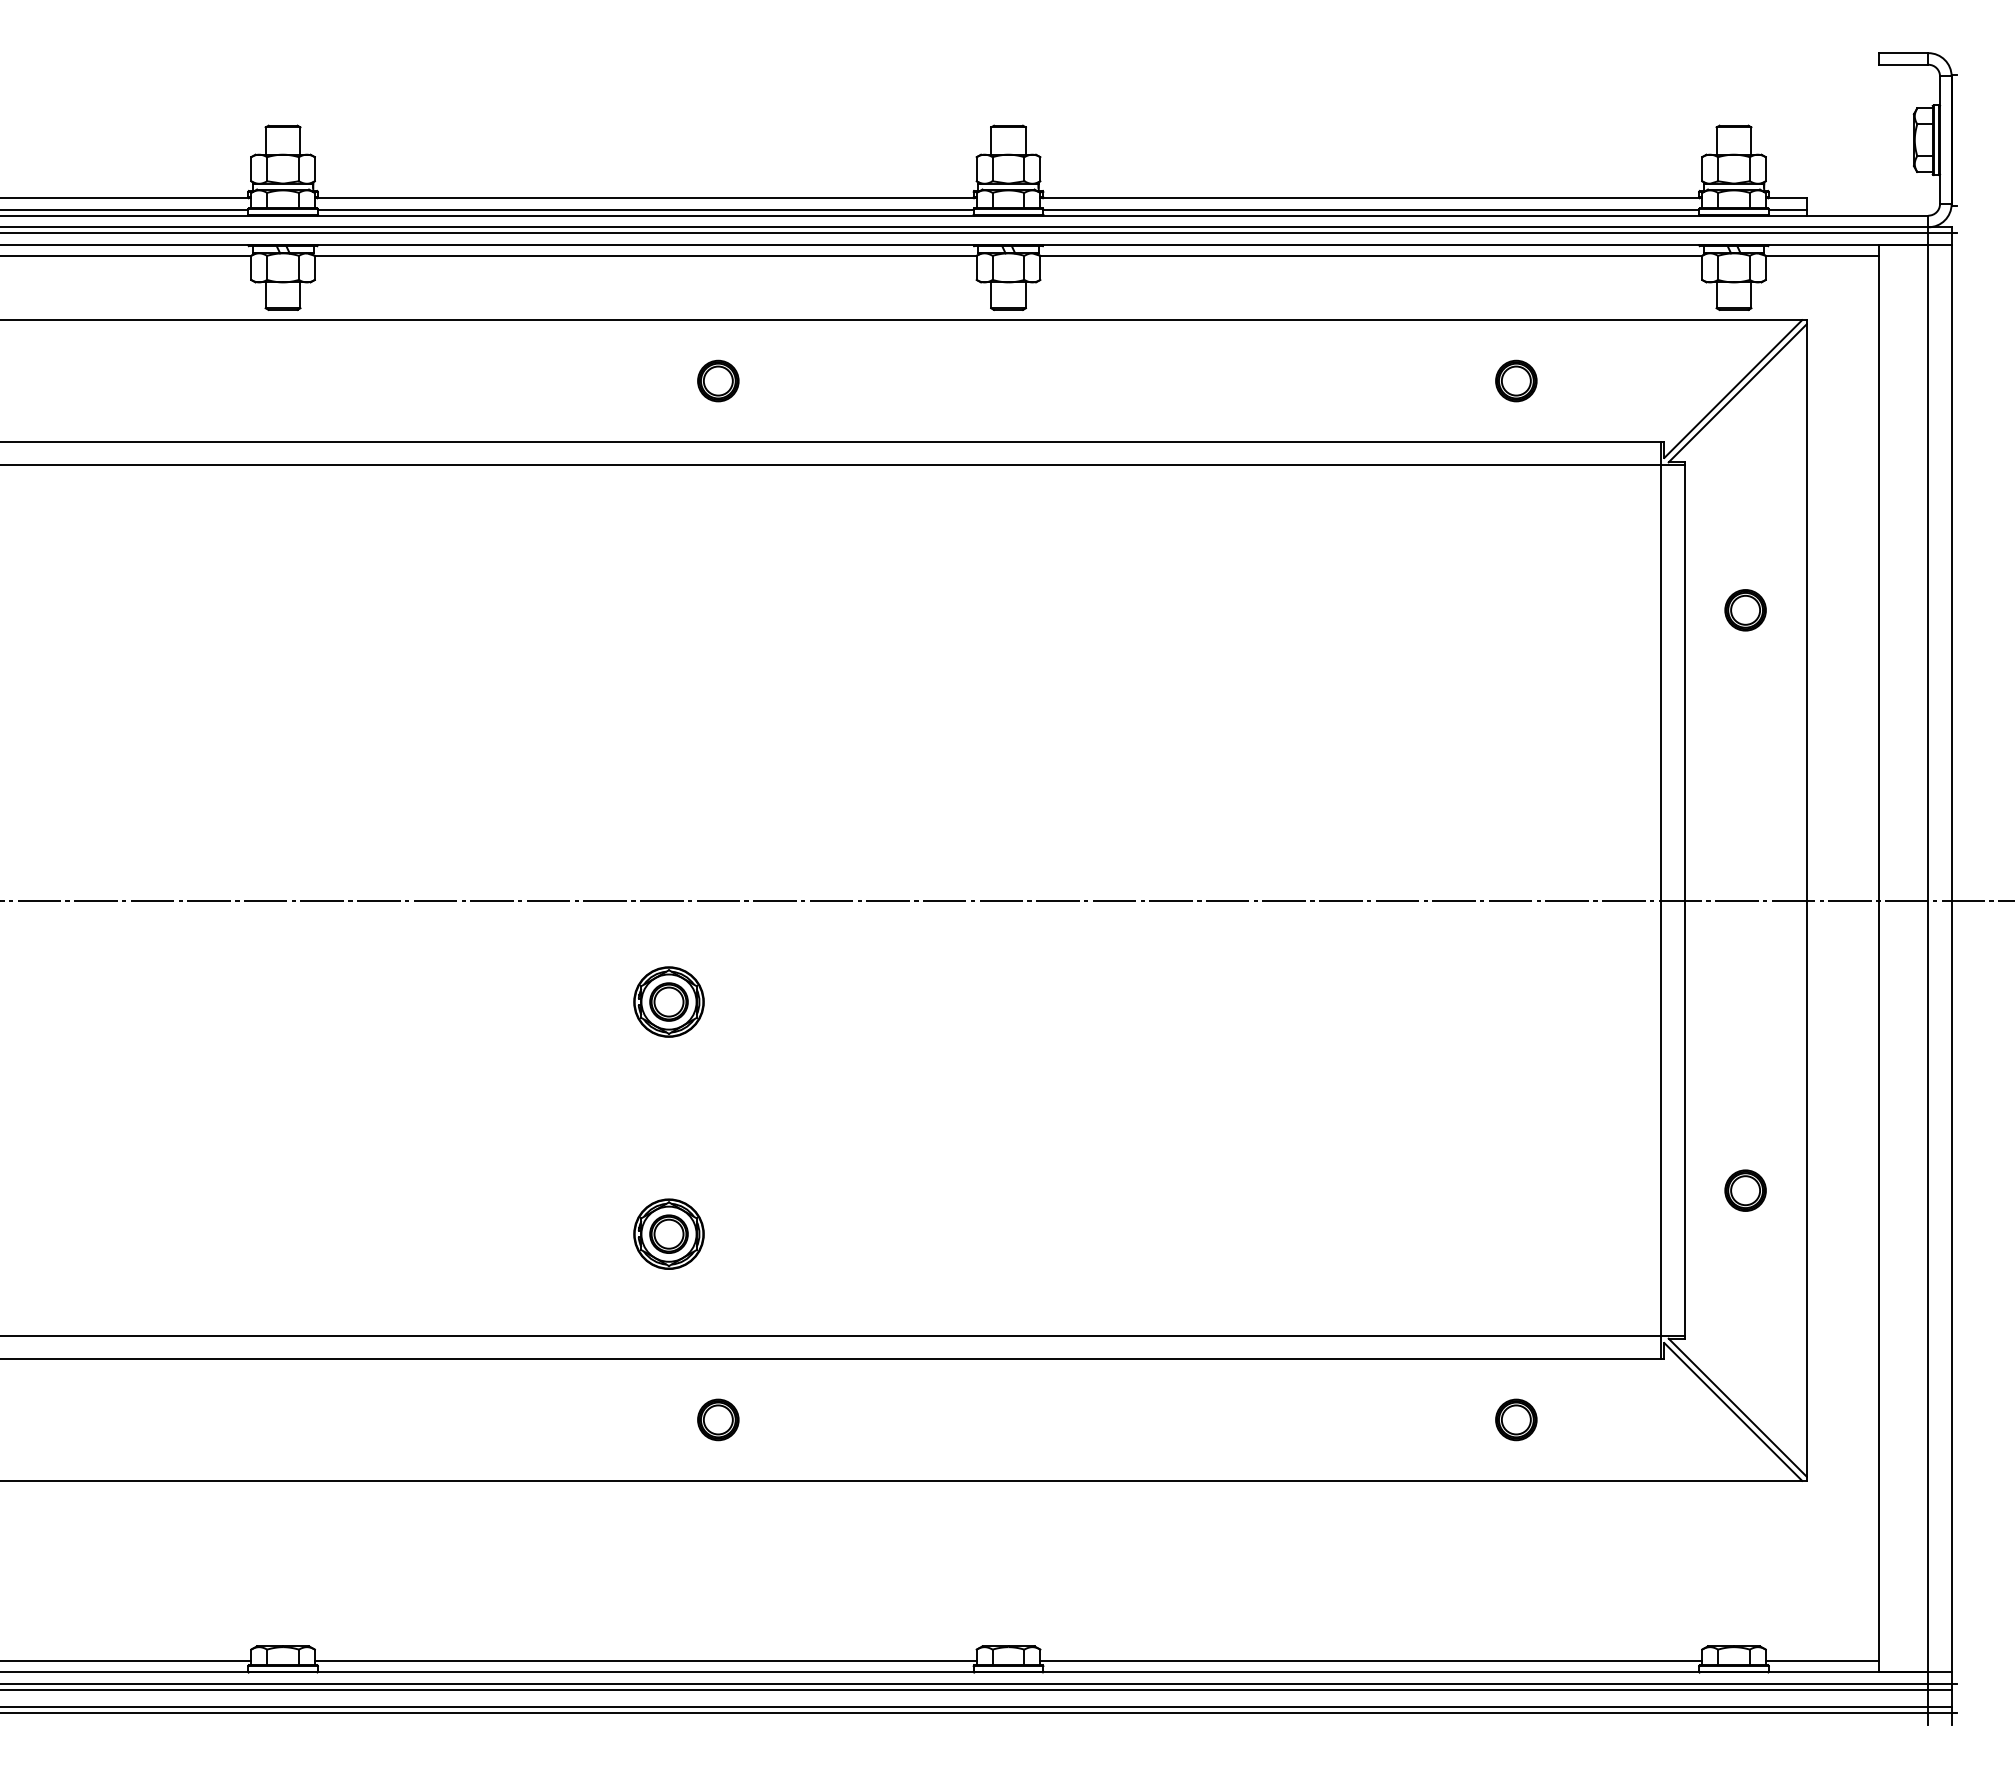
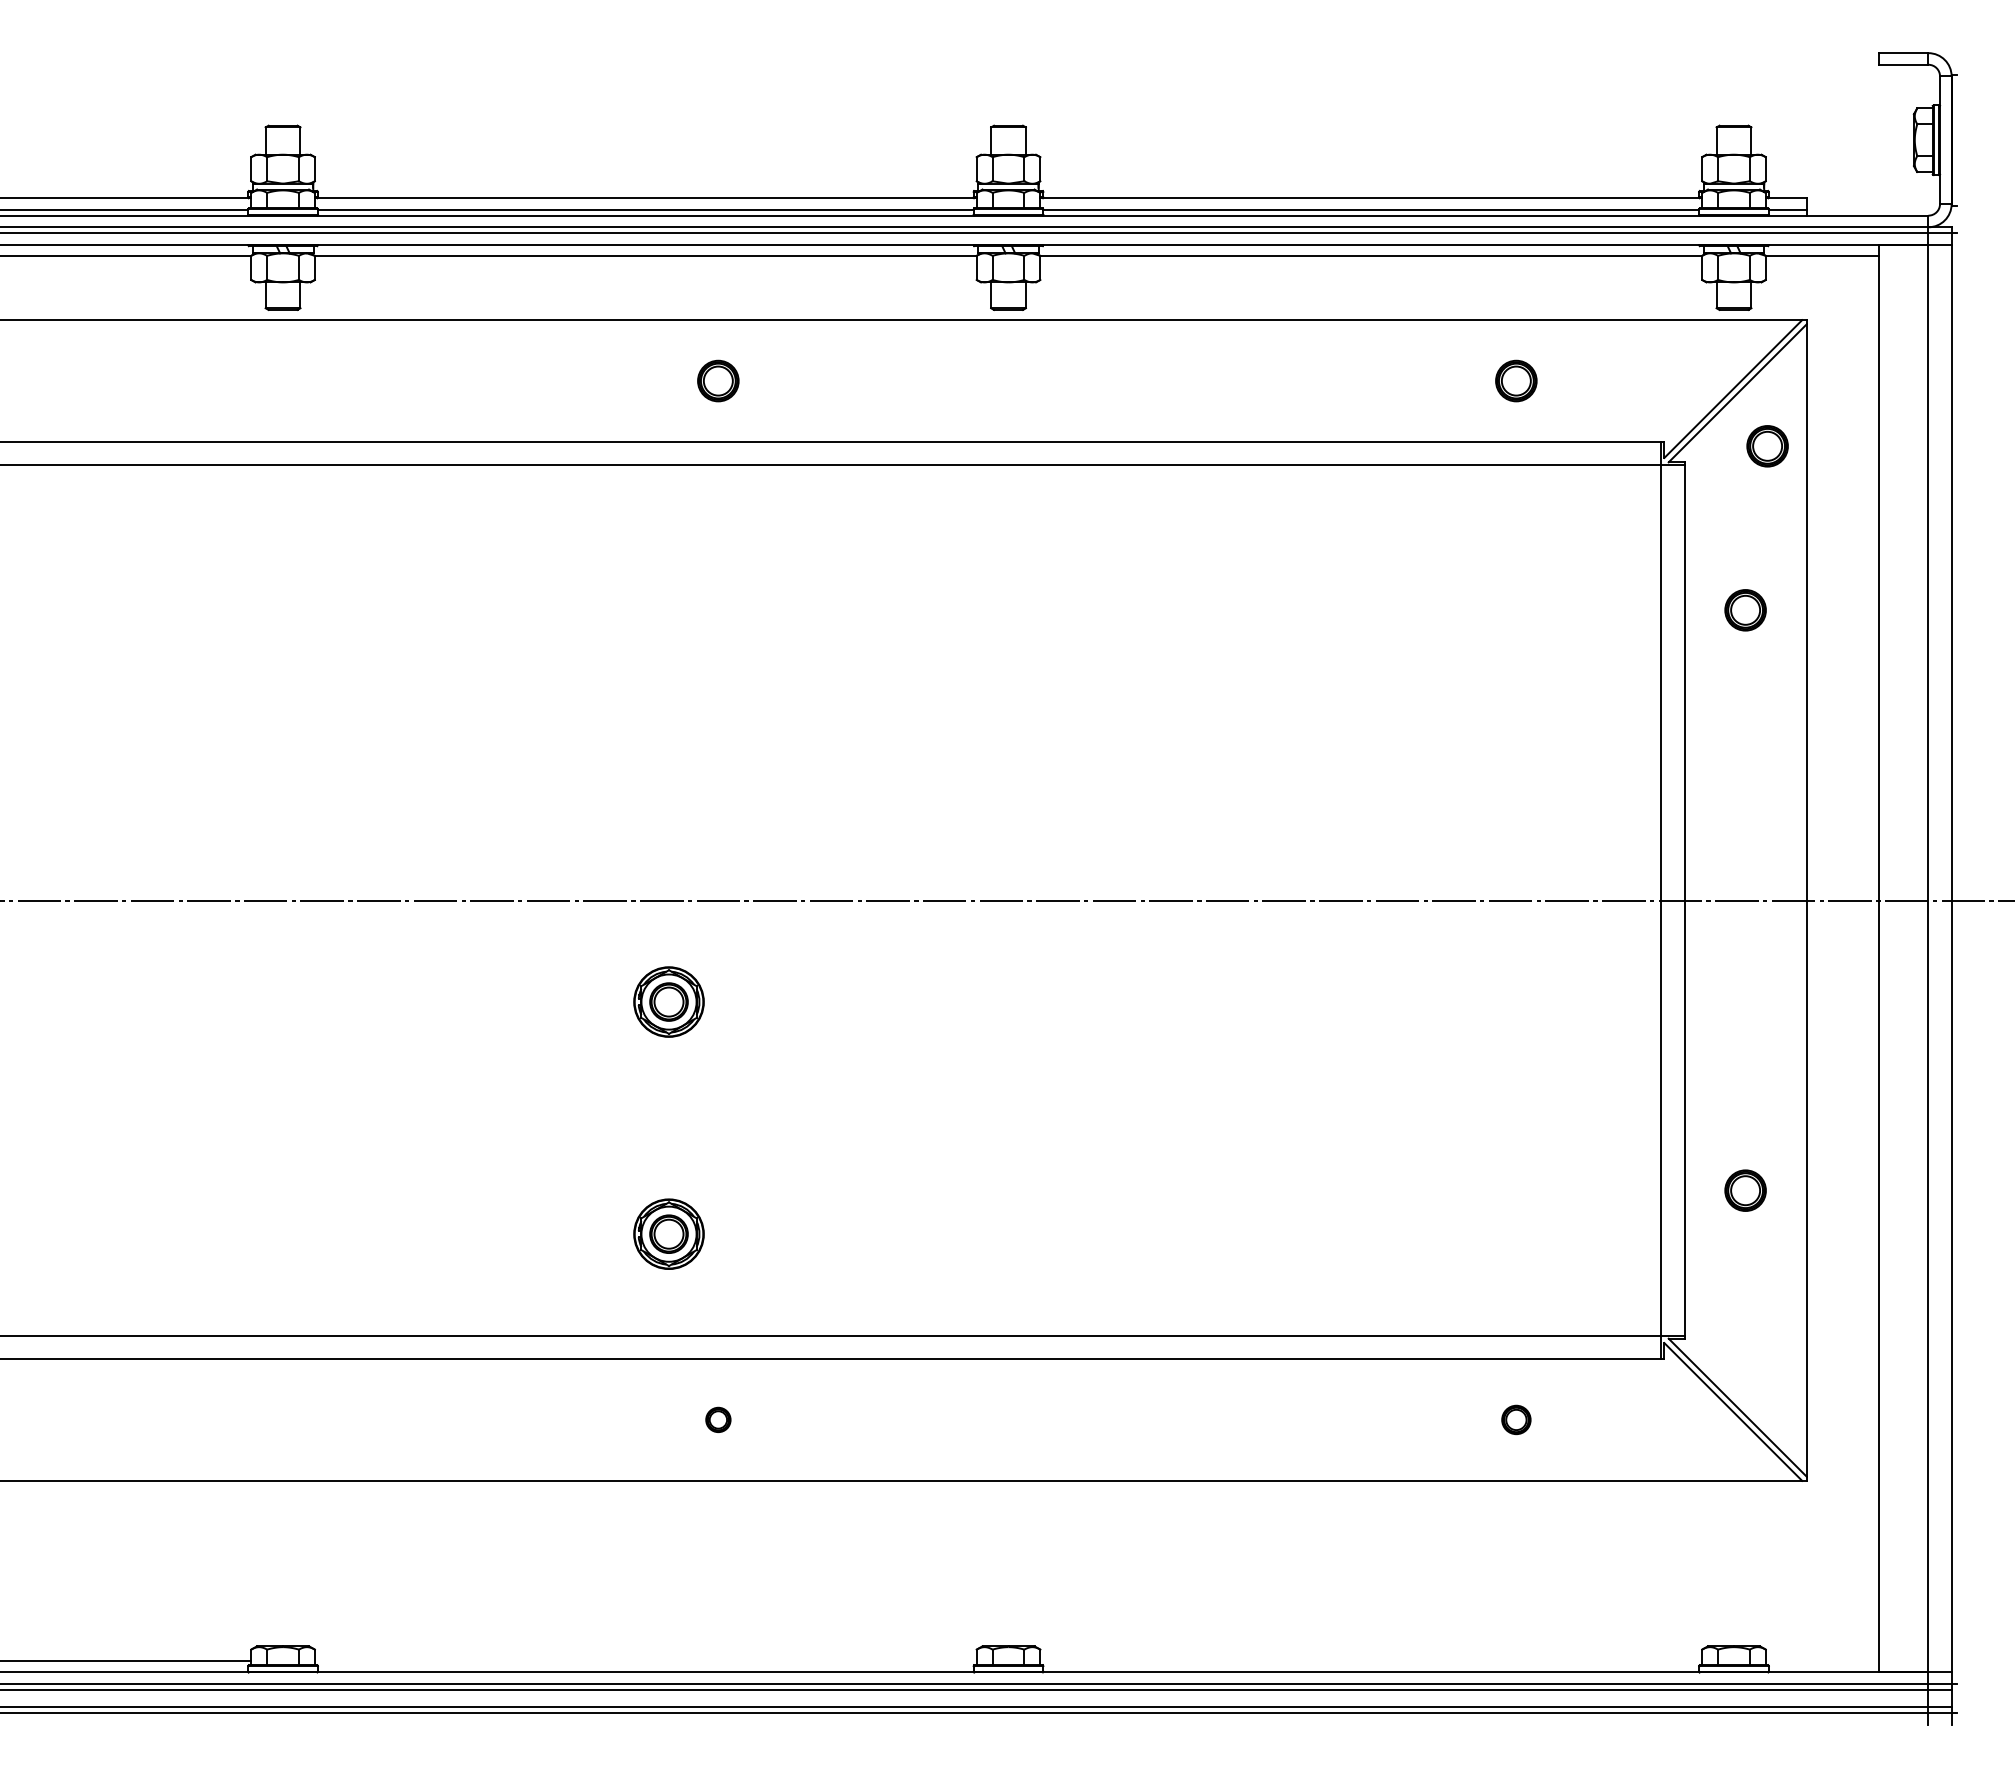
part: none -> present (1767, 446)
part size: 43x44 px -> 27x27 px (718, 1419)
part size: 43x44 px -> 31x32 px (1516, 1419)
line: present -> none (645, 1660)
line: present -> none (1371, 1660)
line: present -> none (1822, 1660)
